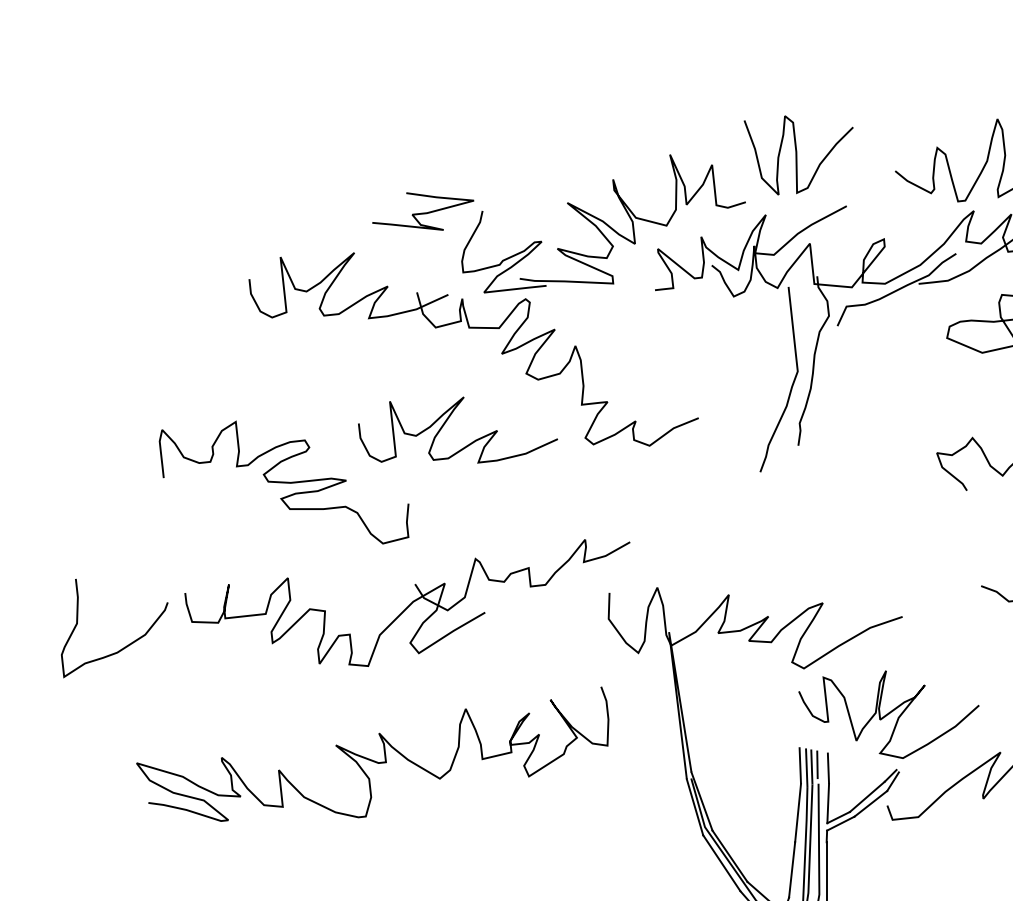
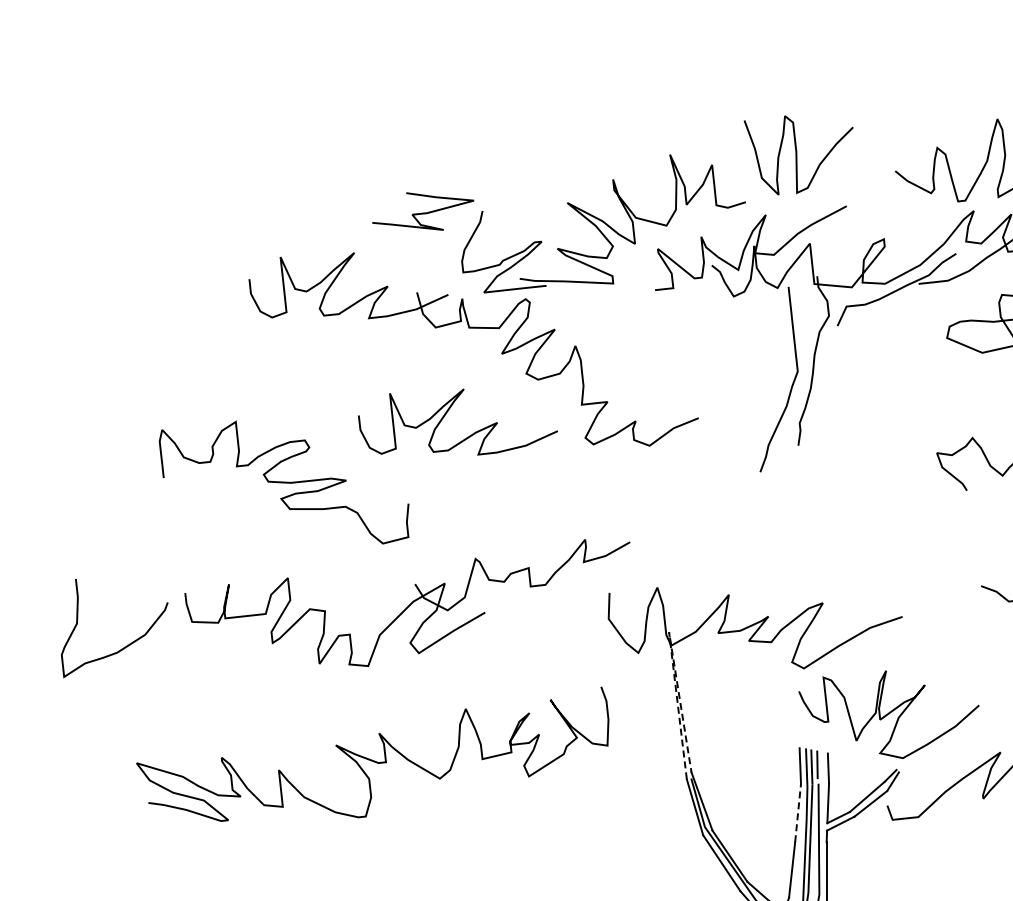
curve position: (446, 422) -> (446, 414) (446, 414)
line: solid -> dashed (669, 634)
line: solid -> dashed (798, 812)
